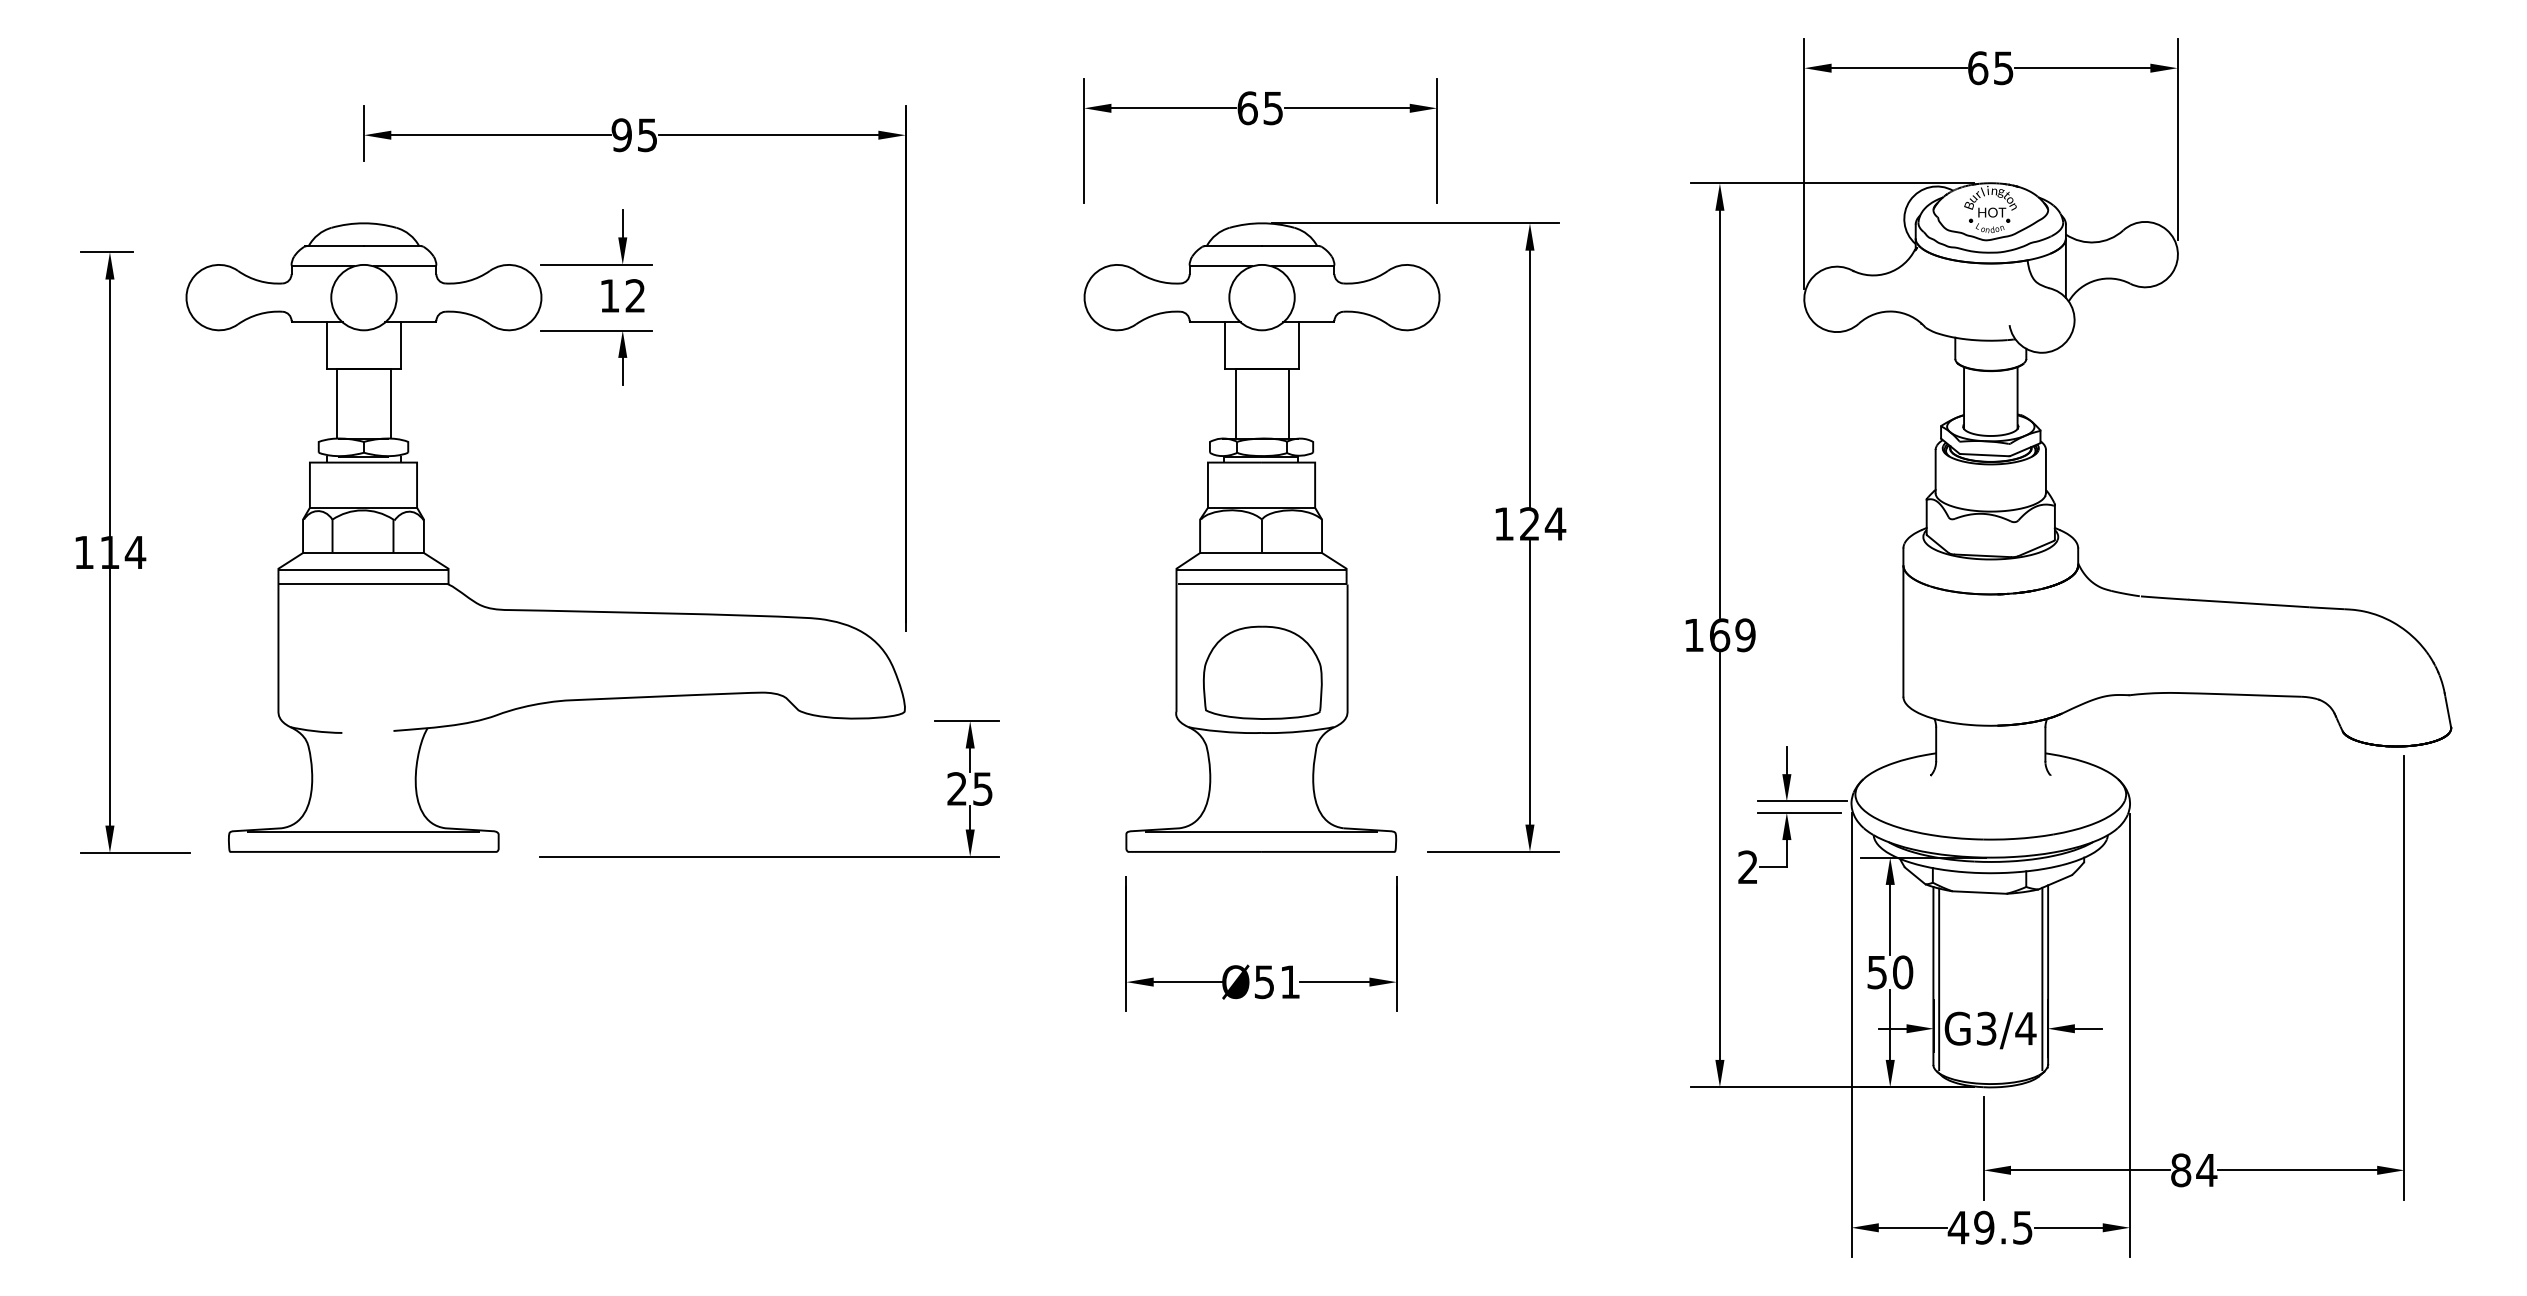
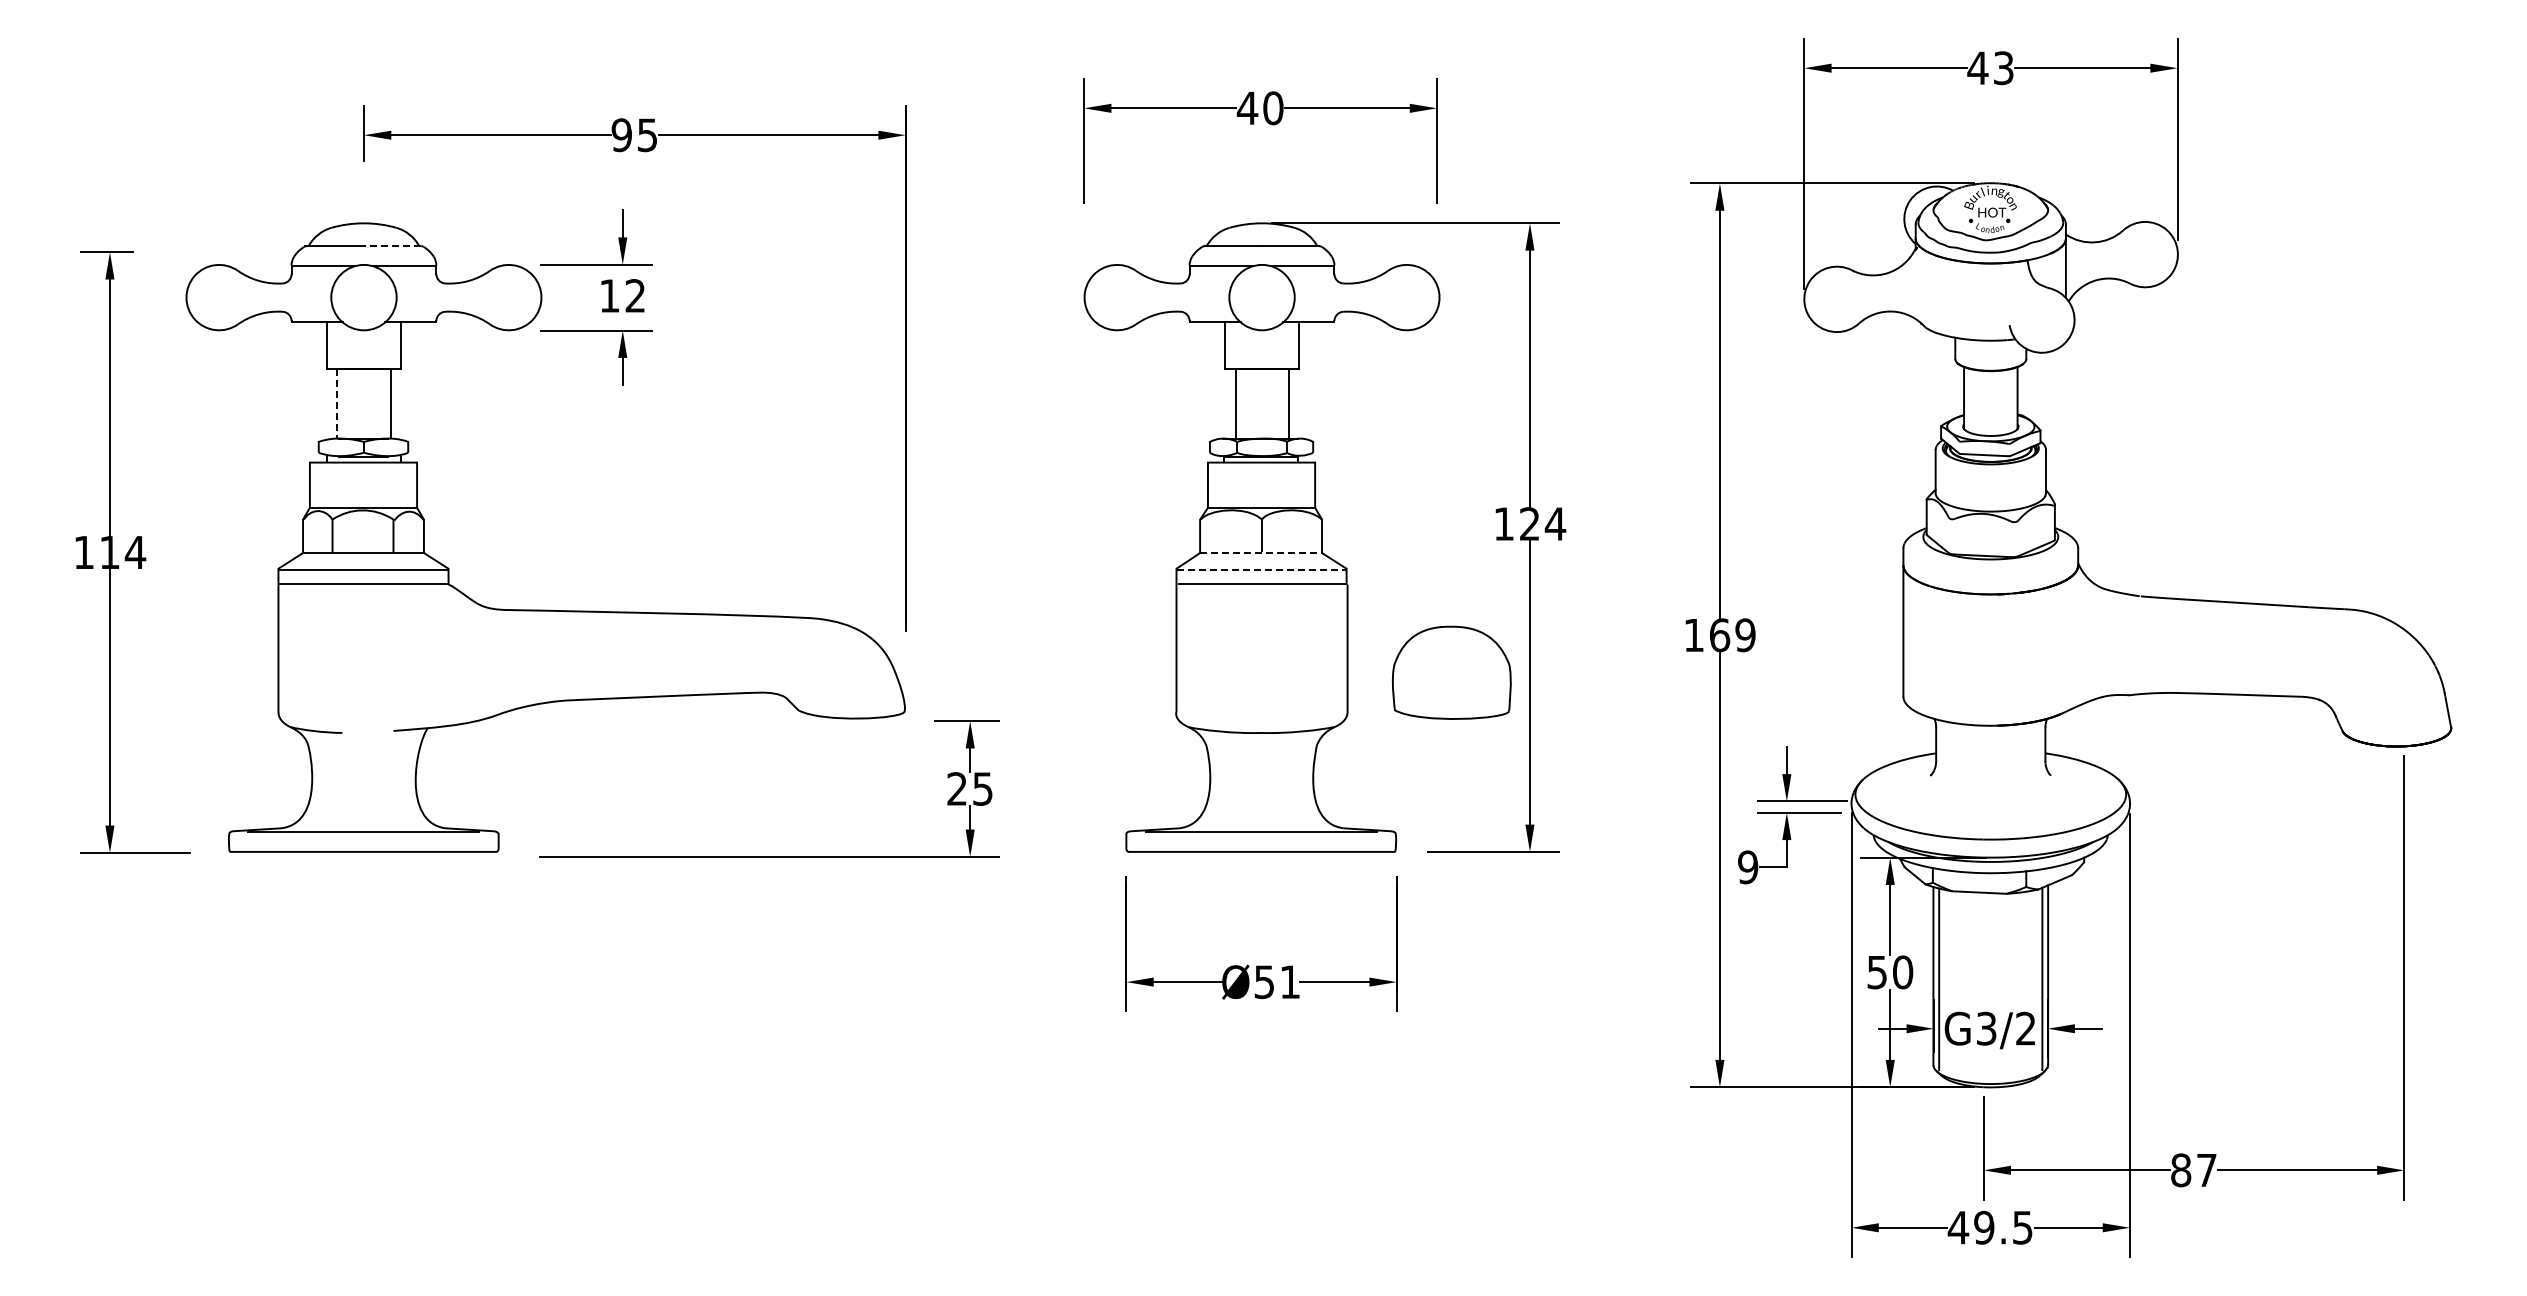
text: 65 -> 43 (1990, 68)
text: 65 -> 40 (1259, 108)
line: solid -> dashed (392, 246)
line: solid -> dashed (337, 404)
line: solid -> dashed (1261, 553)
line: solid -> dashed (1261, 569)
part position: (1262, 672) -> (1451, 672) (1451, 672)
text: 2 -> 9 (1748, 867)
text: G3/4 -> G3/2 (2025, 1028)
text: 84 -> 87 (2206, 1170)
